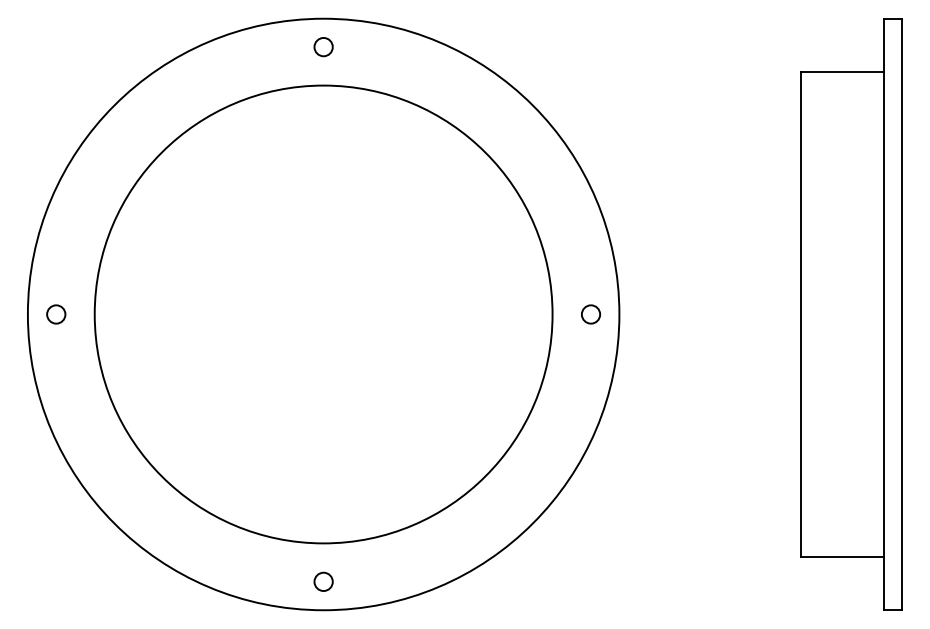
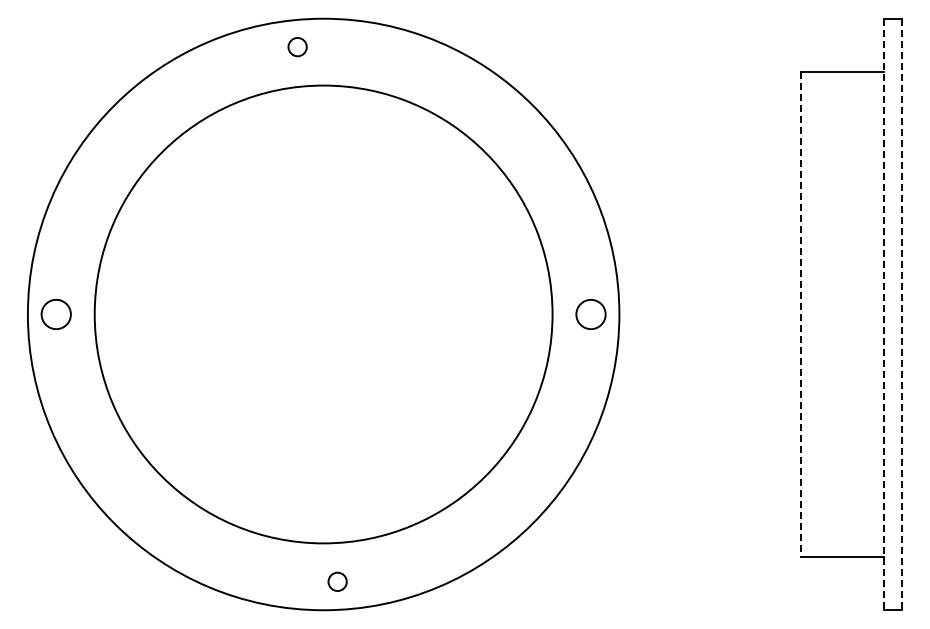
circle position: (323, 47) -> (297, 47) (297, 47)
circle diameter: 18 px -> 29 px (55, 314)
circle diameter: 18 px -> 29 px (590, 314)
line: solid -> dashed (801, 314)
line: solid -> dashed (883, 314)
line: solid -> dashed (902, 314)
circle position: (323, 581) -> (337, 581) (337, 581)
